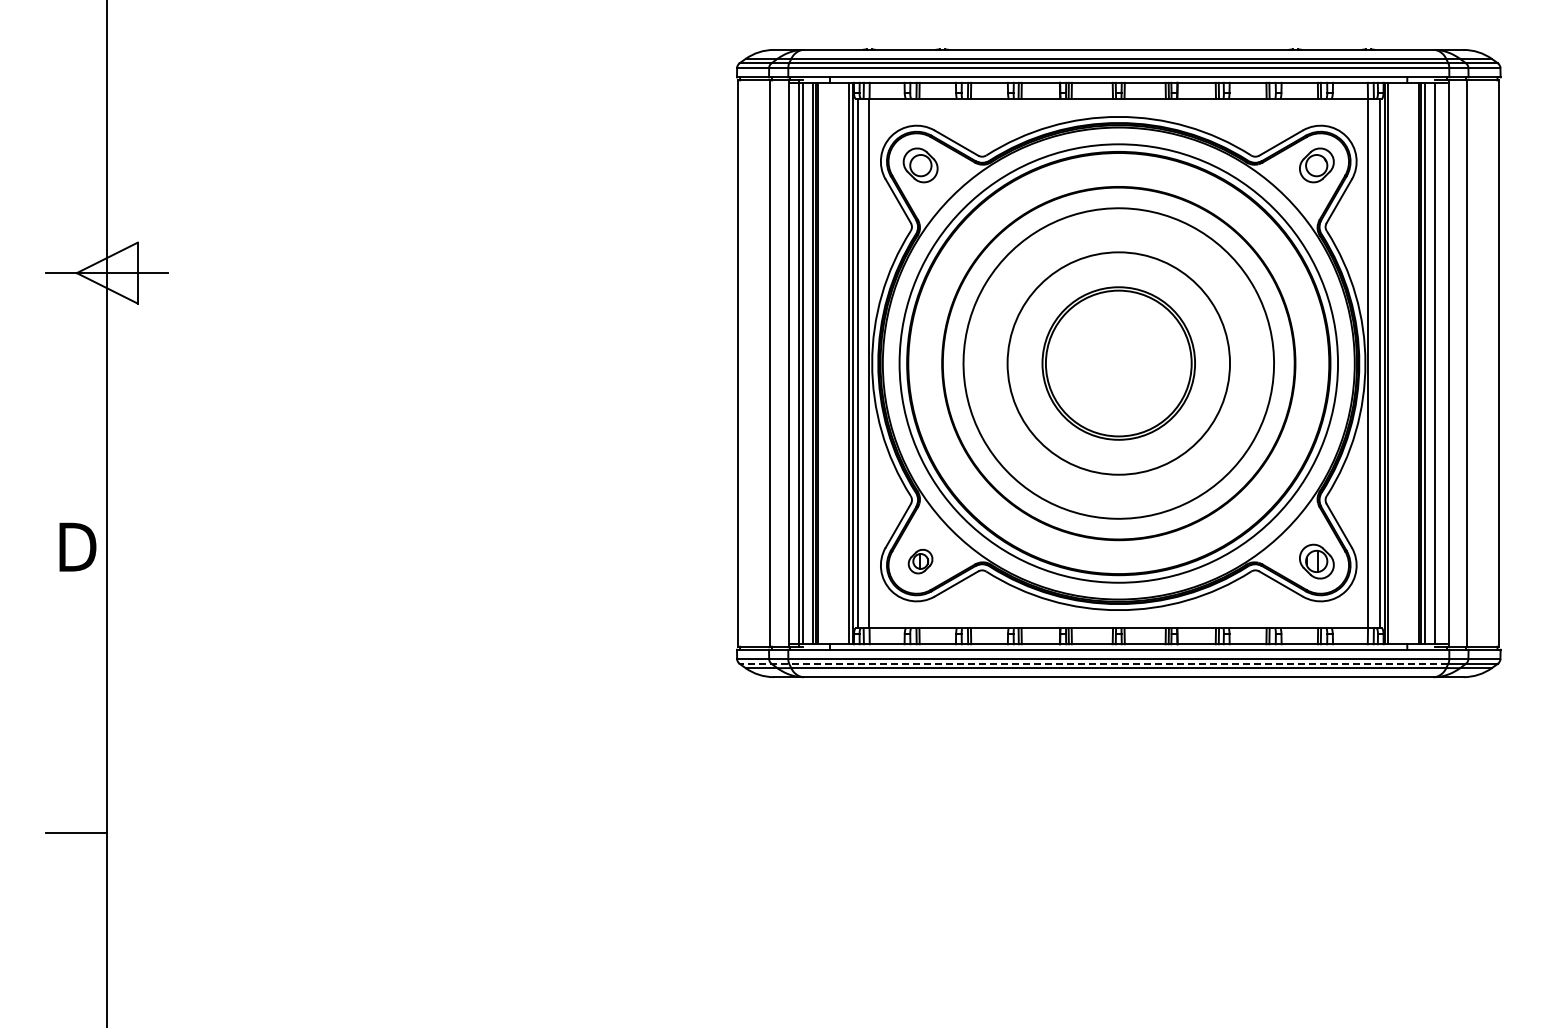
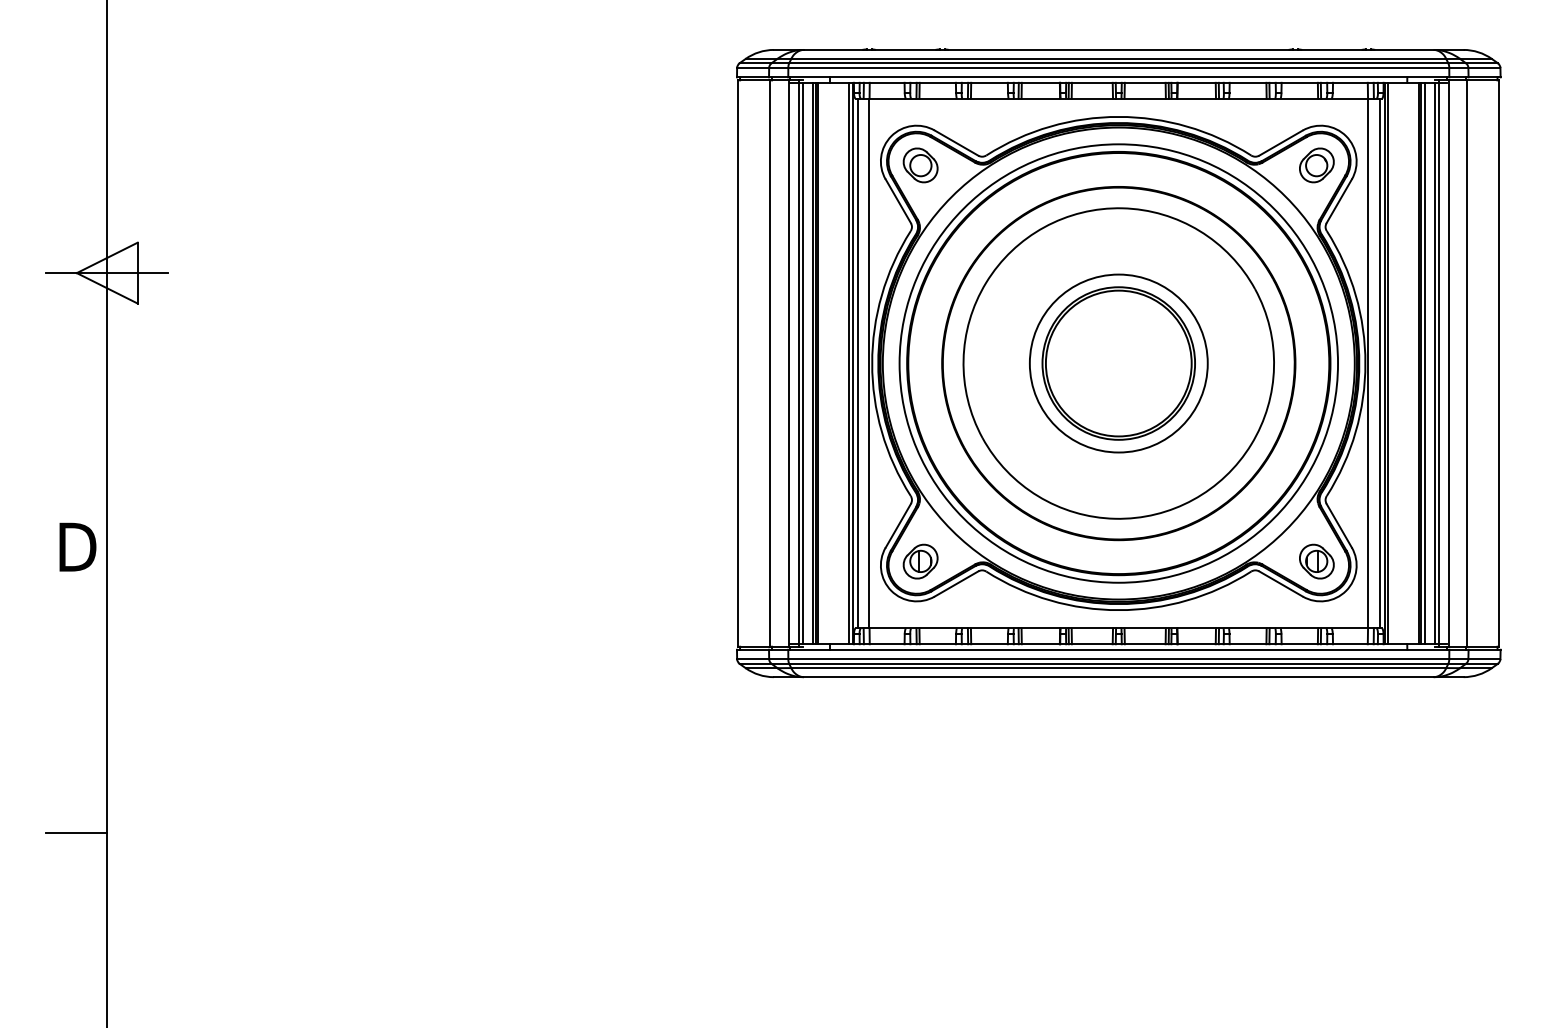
circle diameter: 222 px -> 178 px (1118, 363)
line: none -> present (1438, 363)
part size: 27x26 px -> 37x37 px (920, 561)
line: dashed -> solid (1093, 663)
